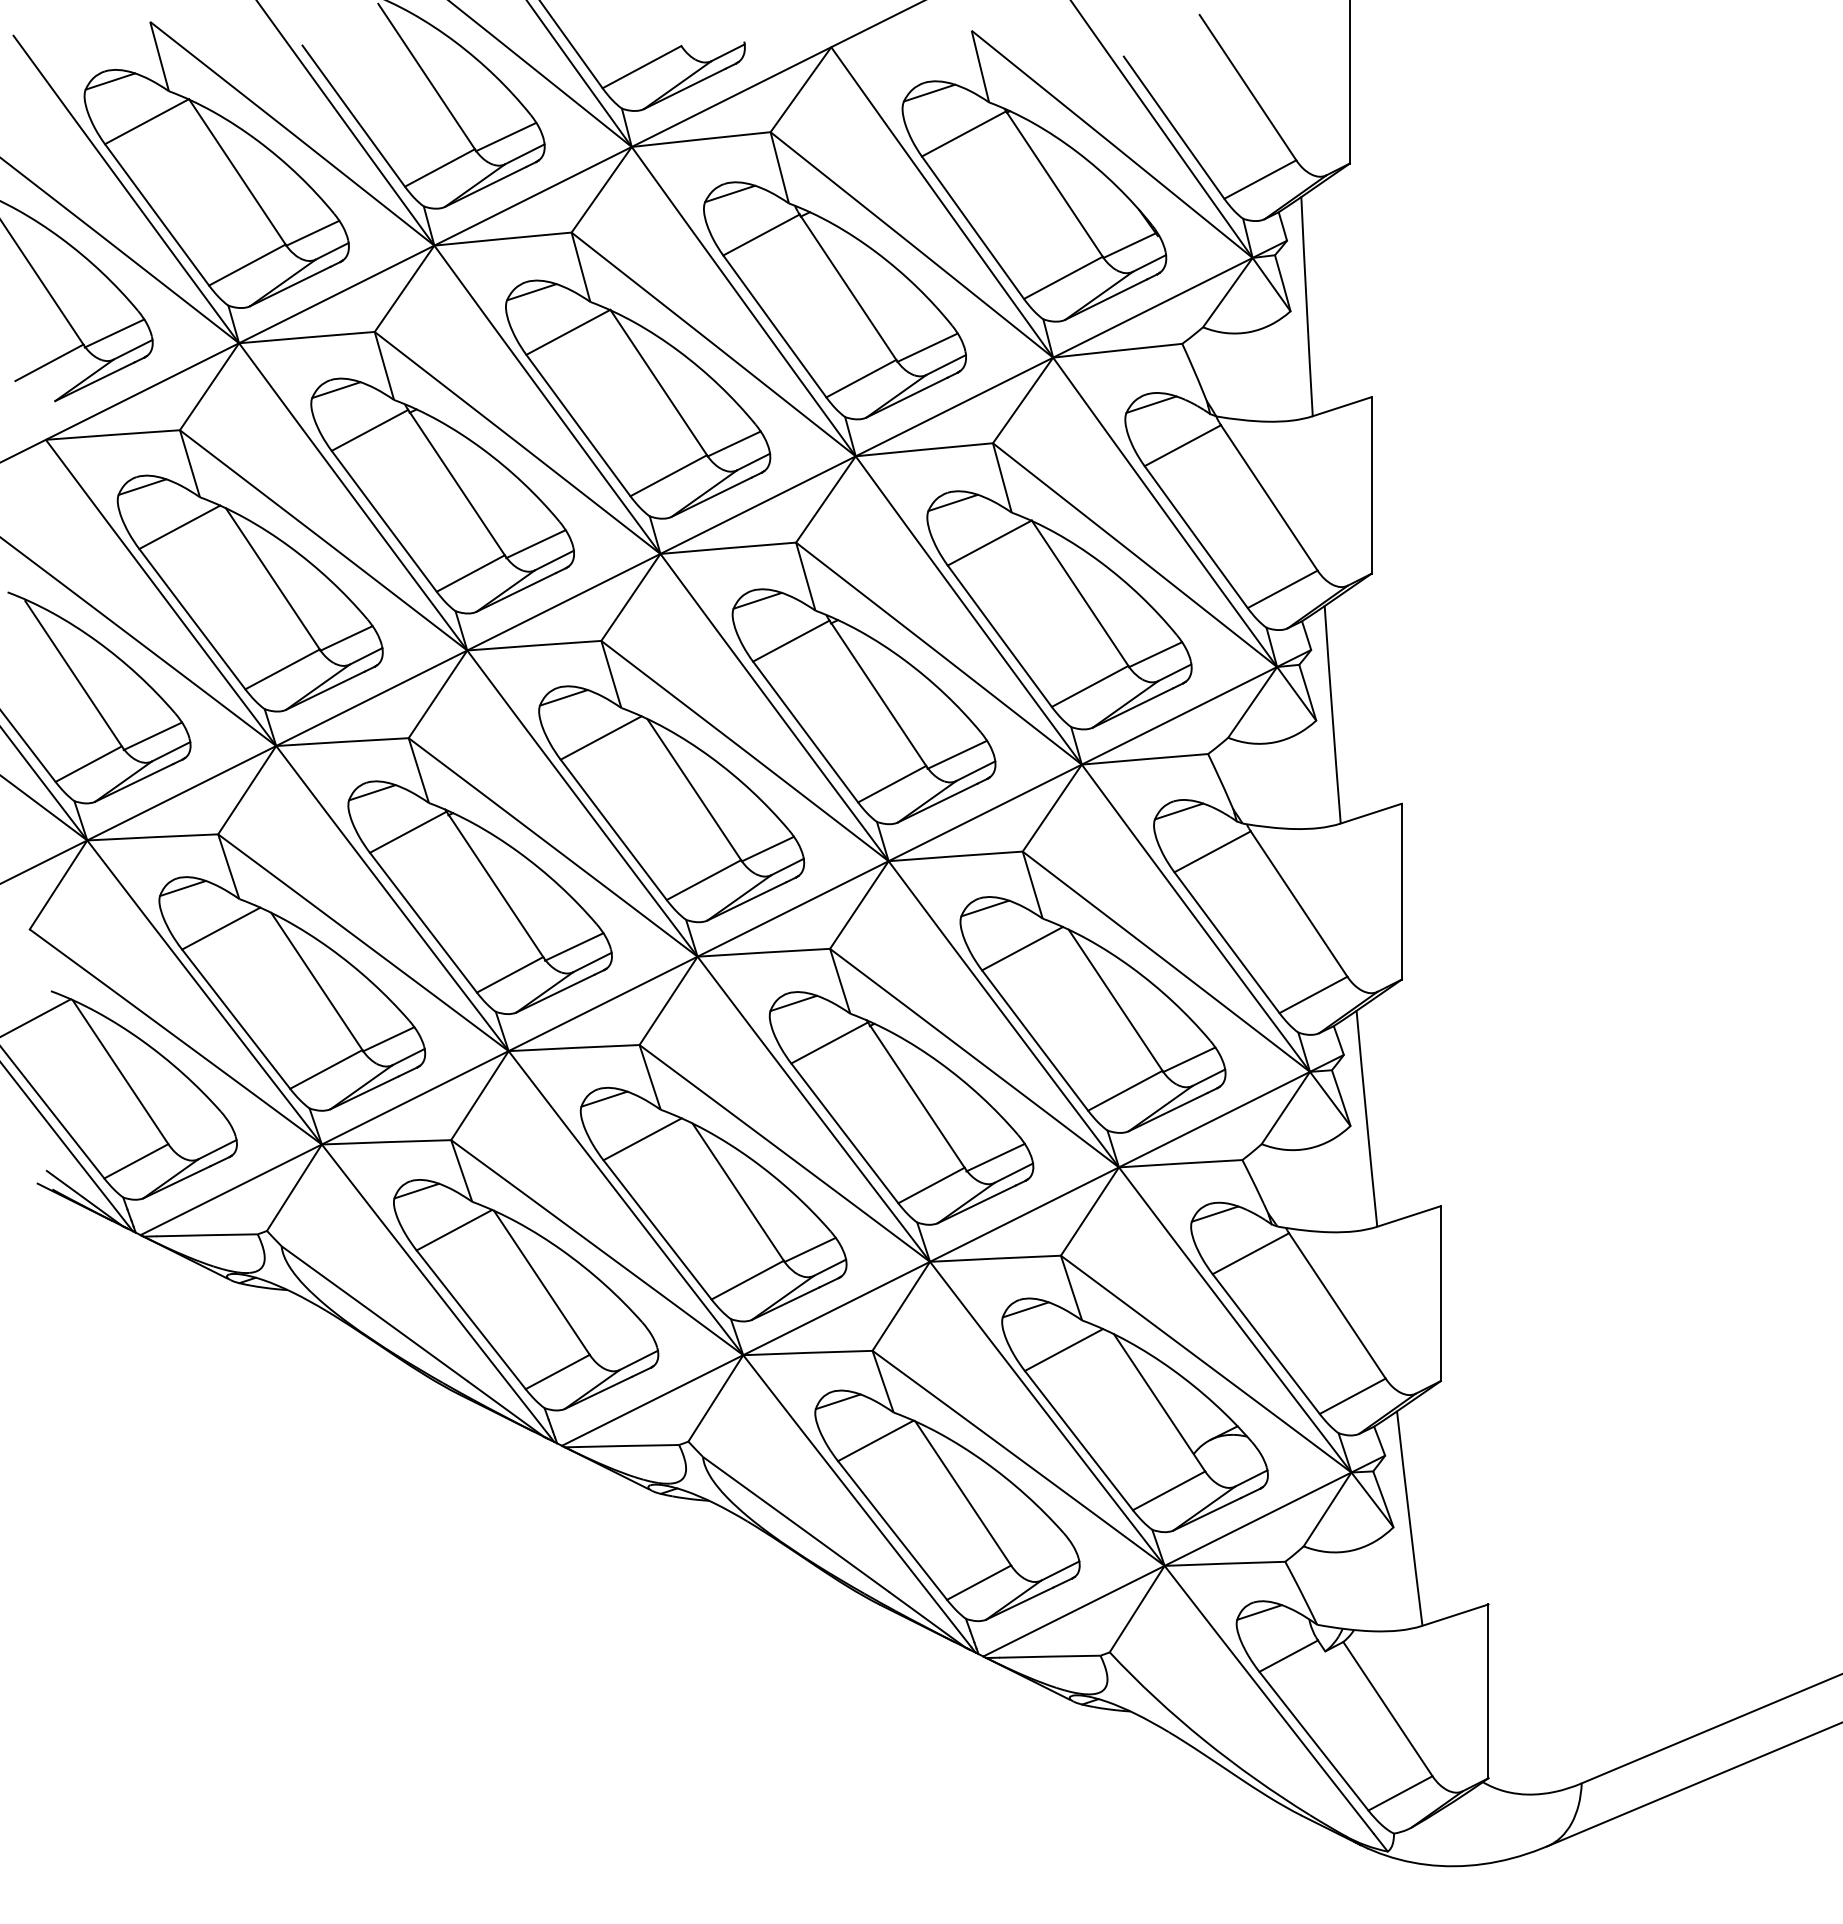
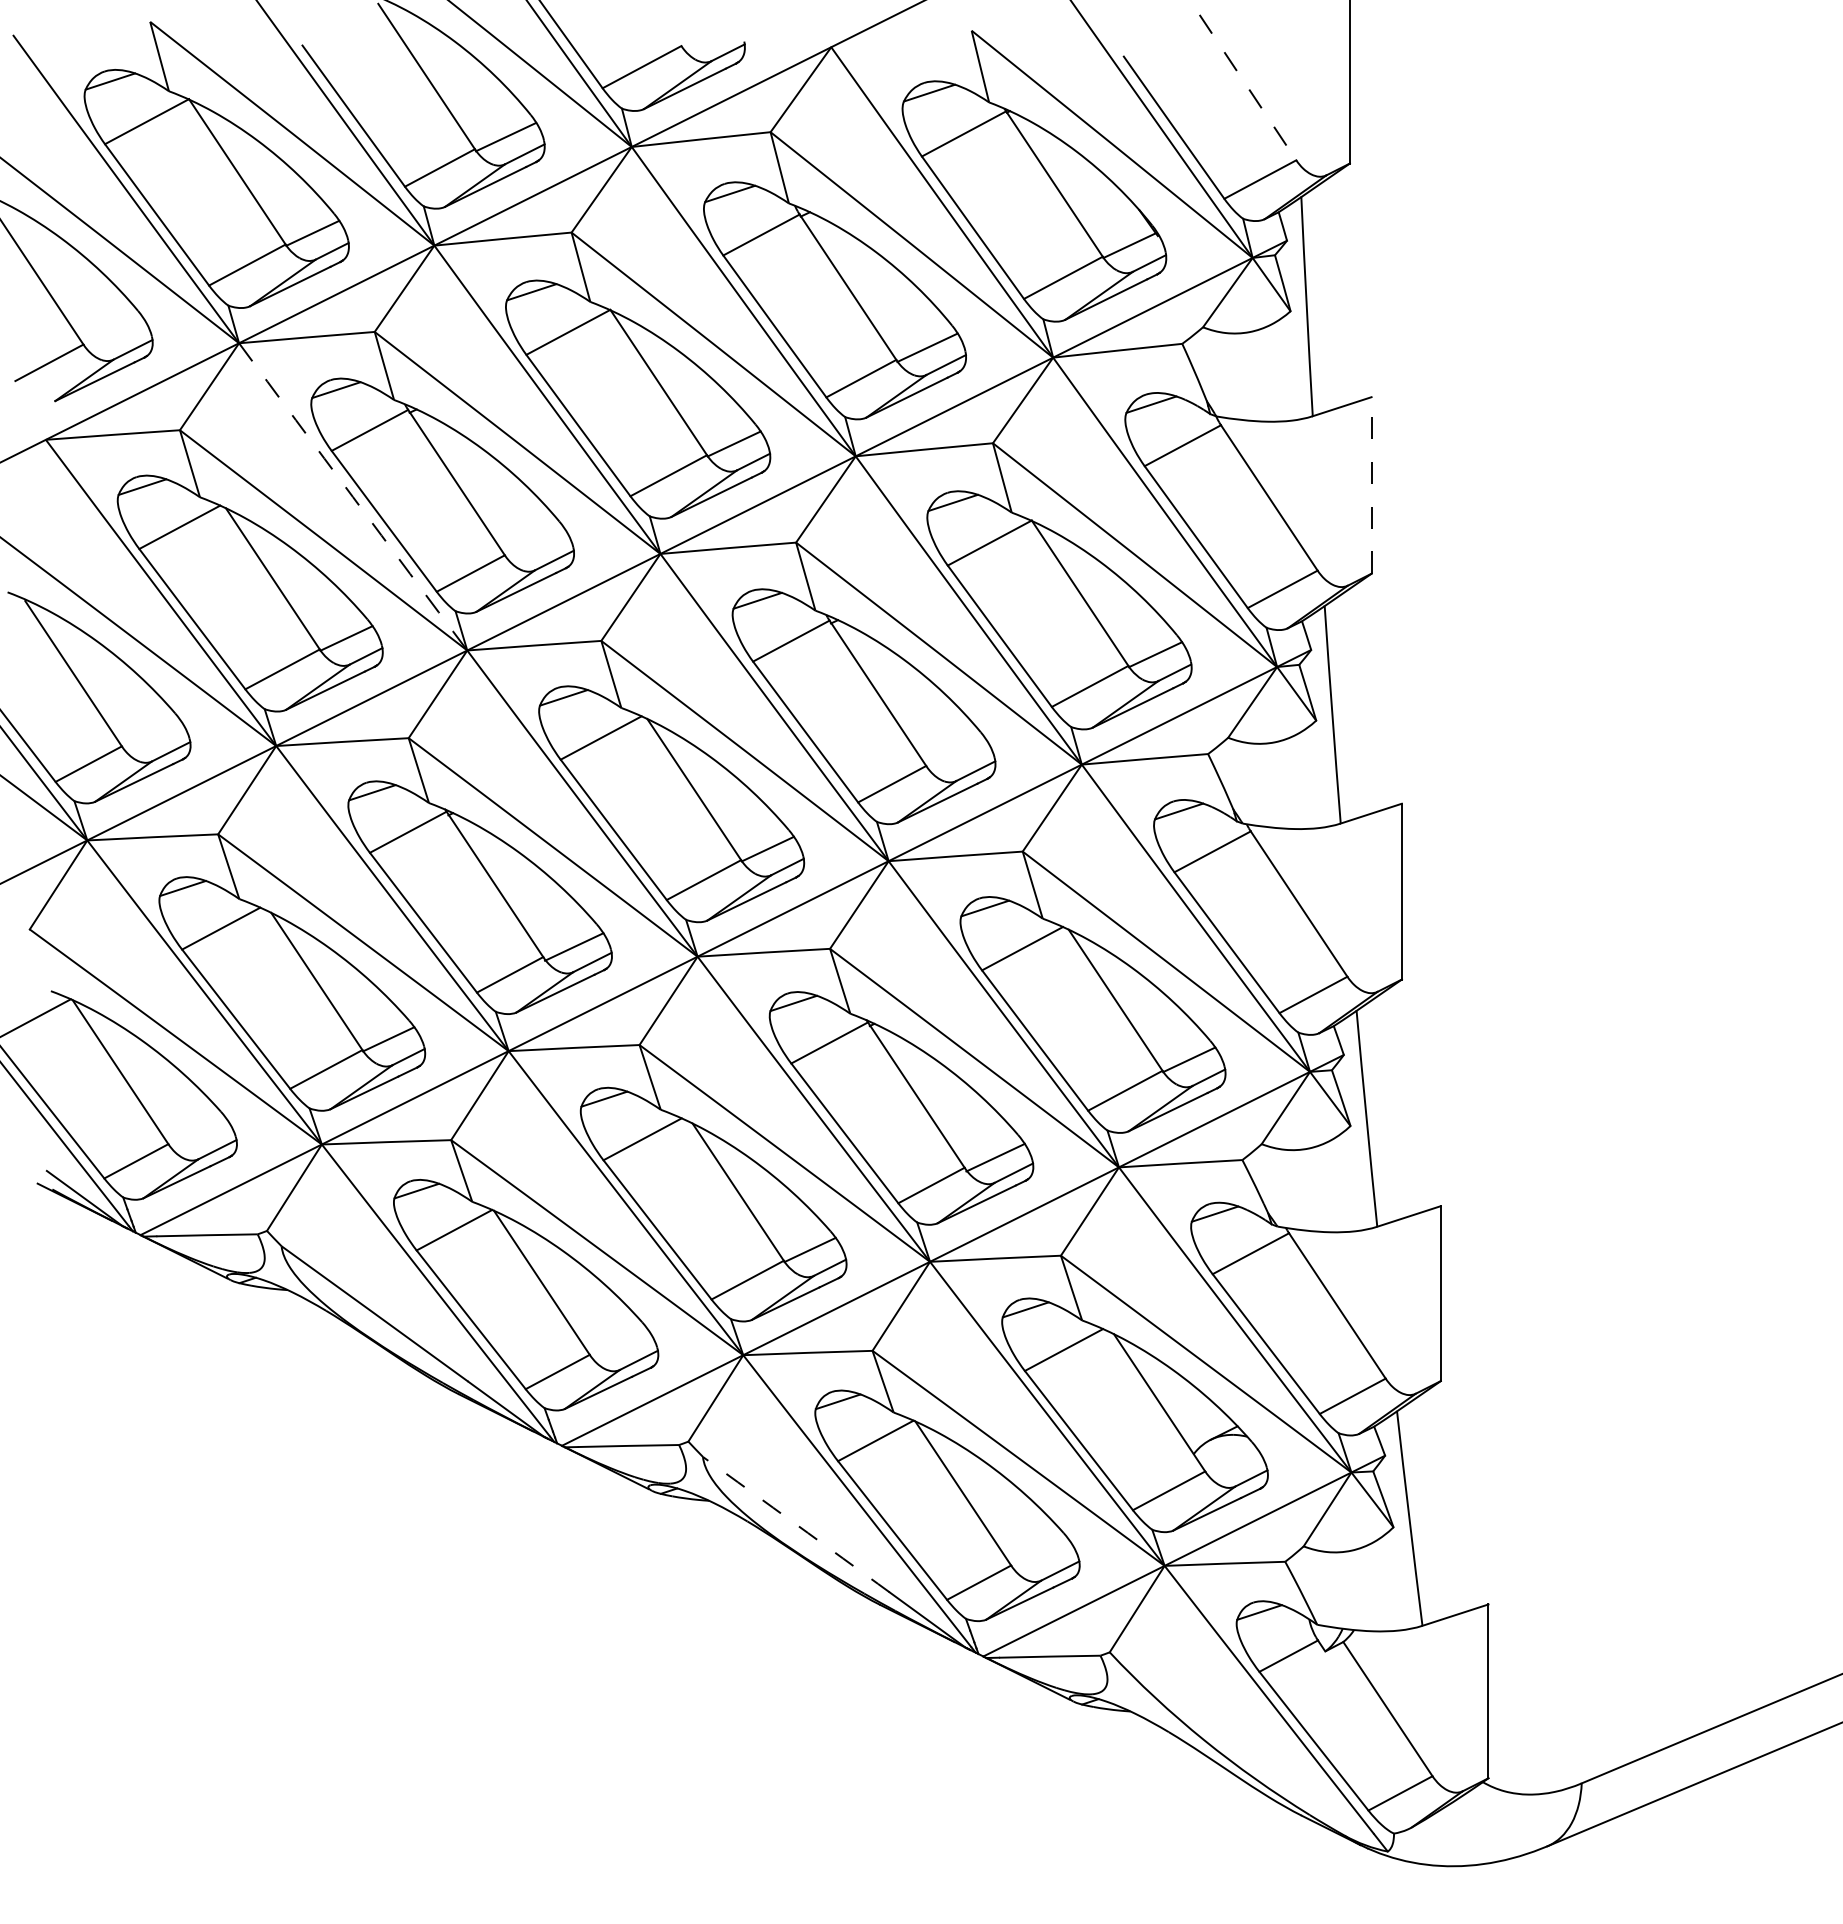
line: solid -> dashed (1248, 88)
line: present -> none (114, 333)
line: solid -> dashed (1371, 484)
arc: solid -> dashed (352, 497)
line: present -> none (535, 544)
line: present -> none (152, 736)
line: present -> none (957, 754)
arc: solid -> dashed (796, 1524)
